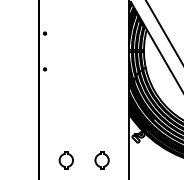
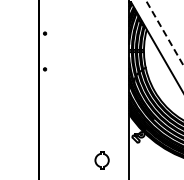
line: solid -> dashed (165, 33)
part: present -> none (65, 160)
